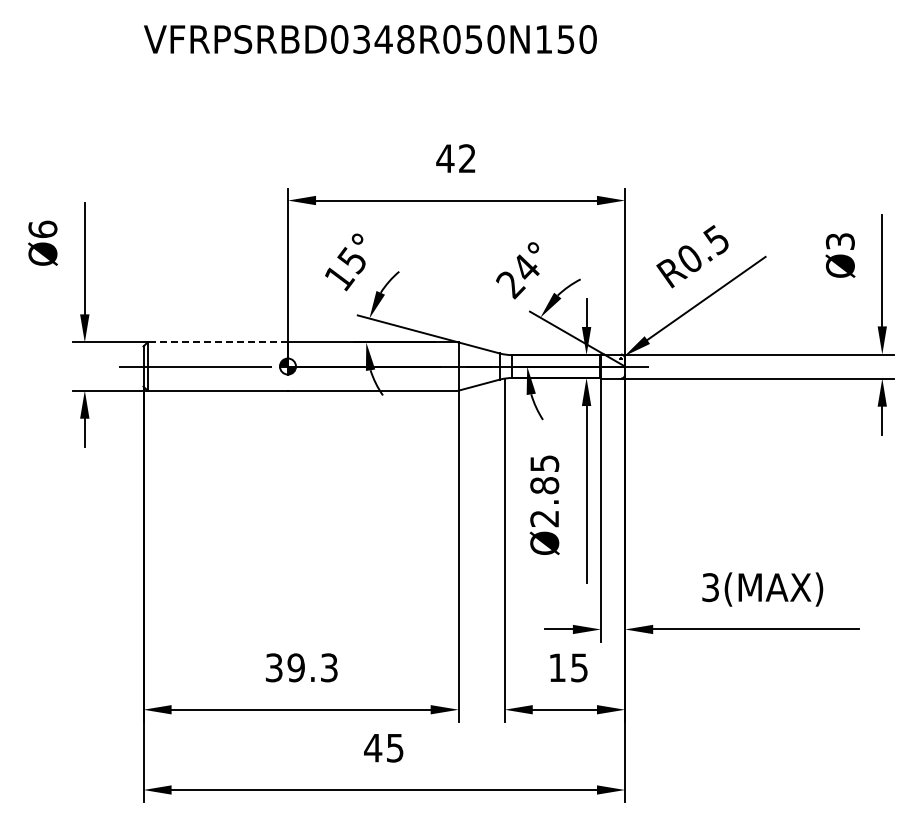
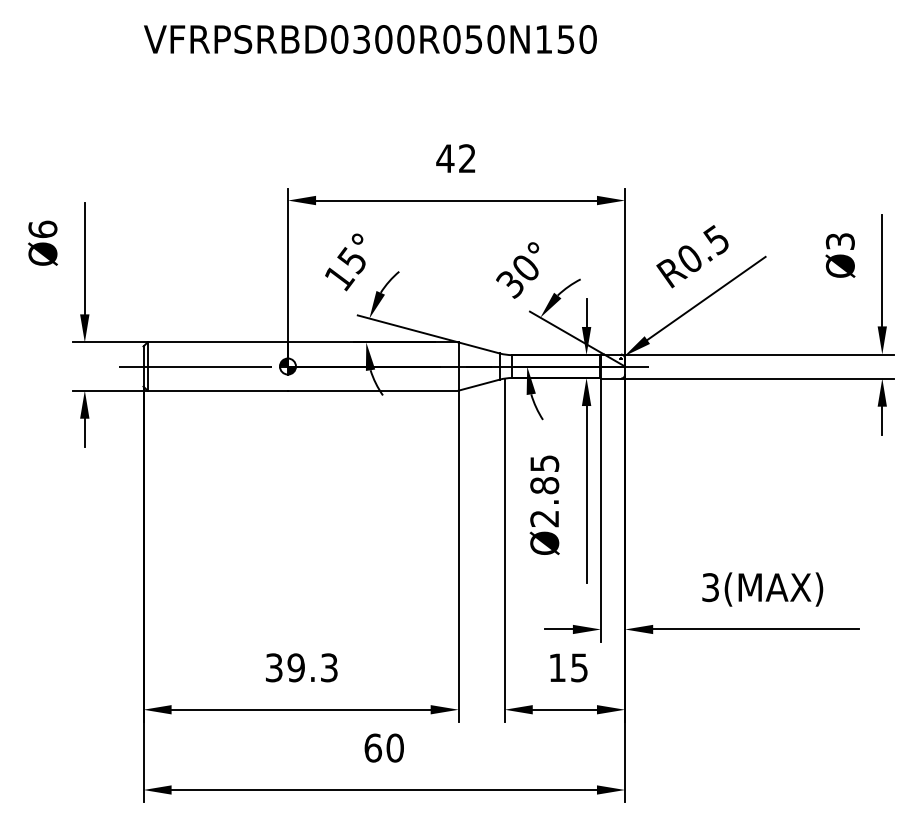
text: VFRPSRBD0348R050N150 -> VFRPSRBD0300R050N150 (394, 39)
text: 24° -> 30° (517, 276)
line: dashed -> solid (217, 342)
text: 45 -> 60 (383, 747)
